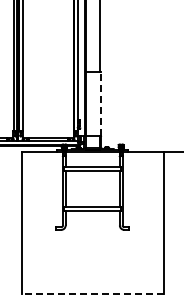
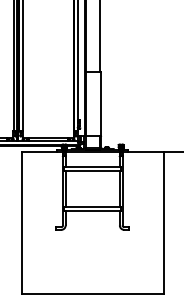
line: dashed -> solid (100, 104)
line: dashed -> solid (92, 294)
